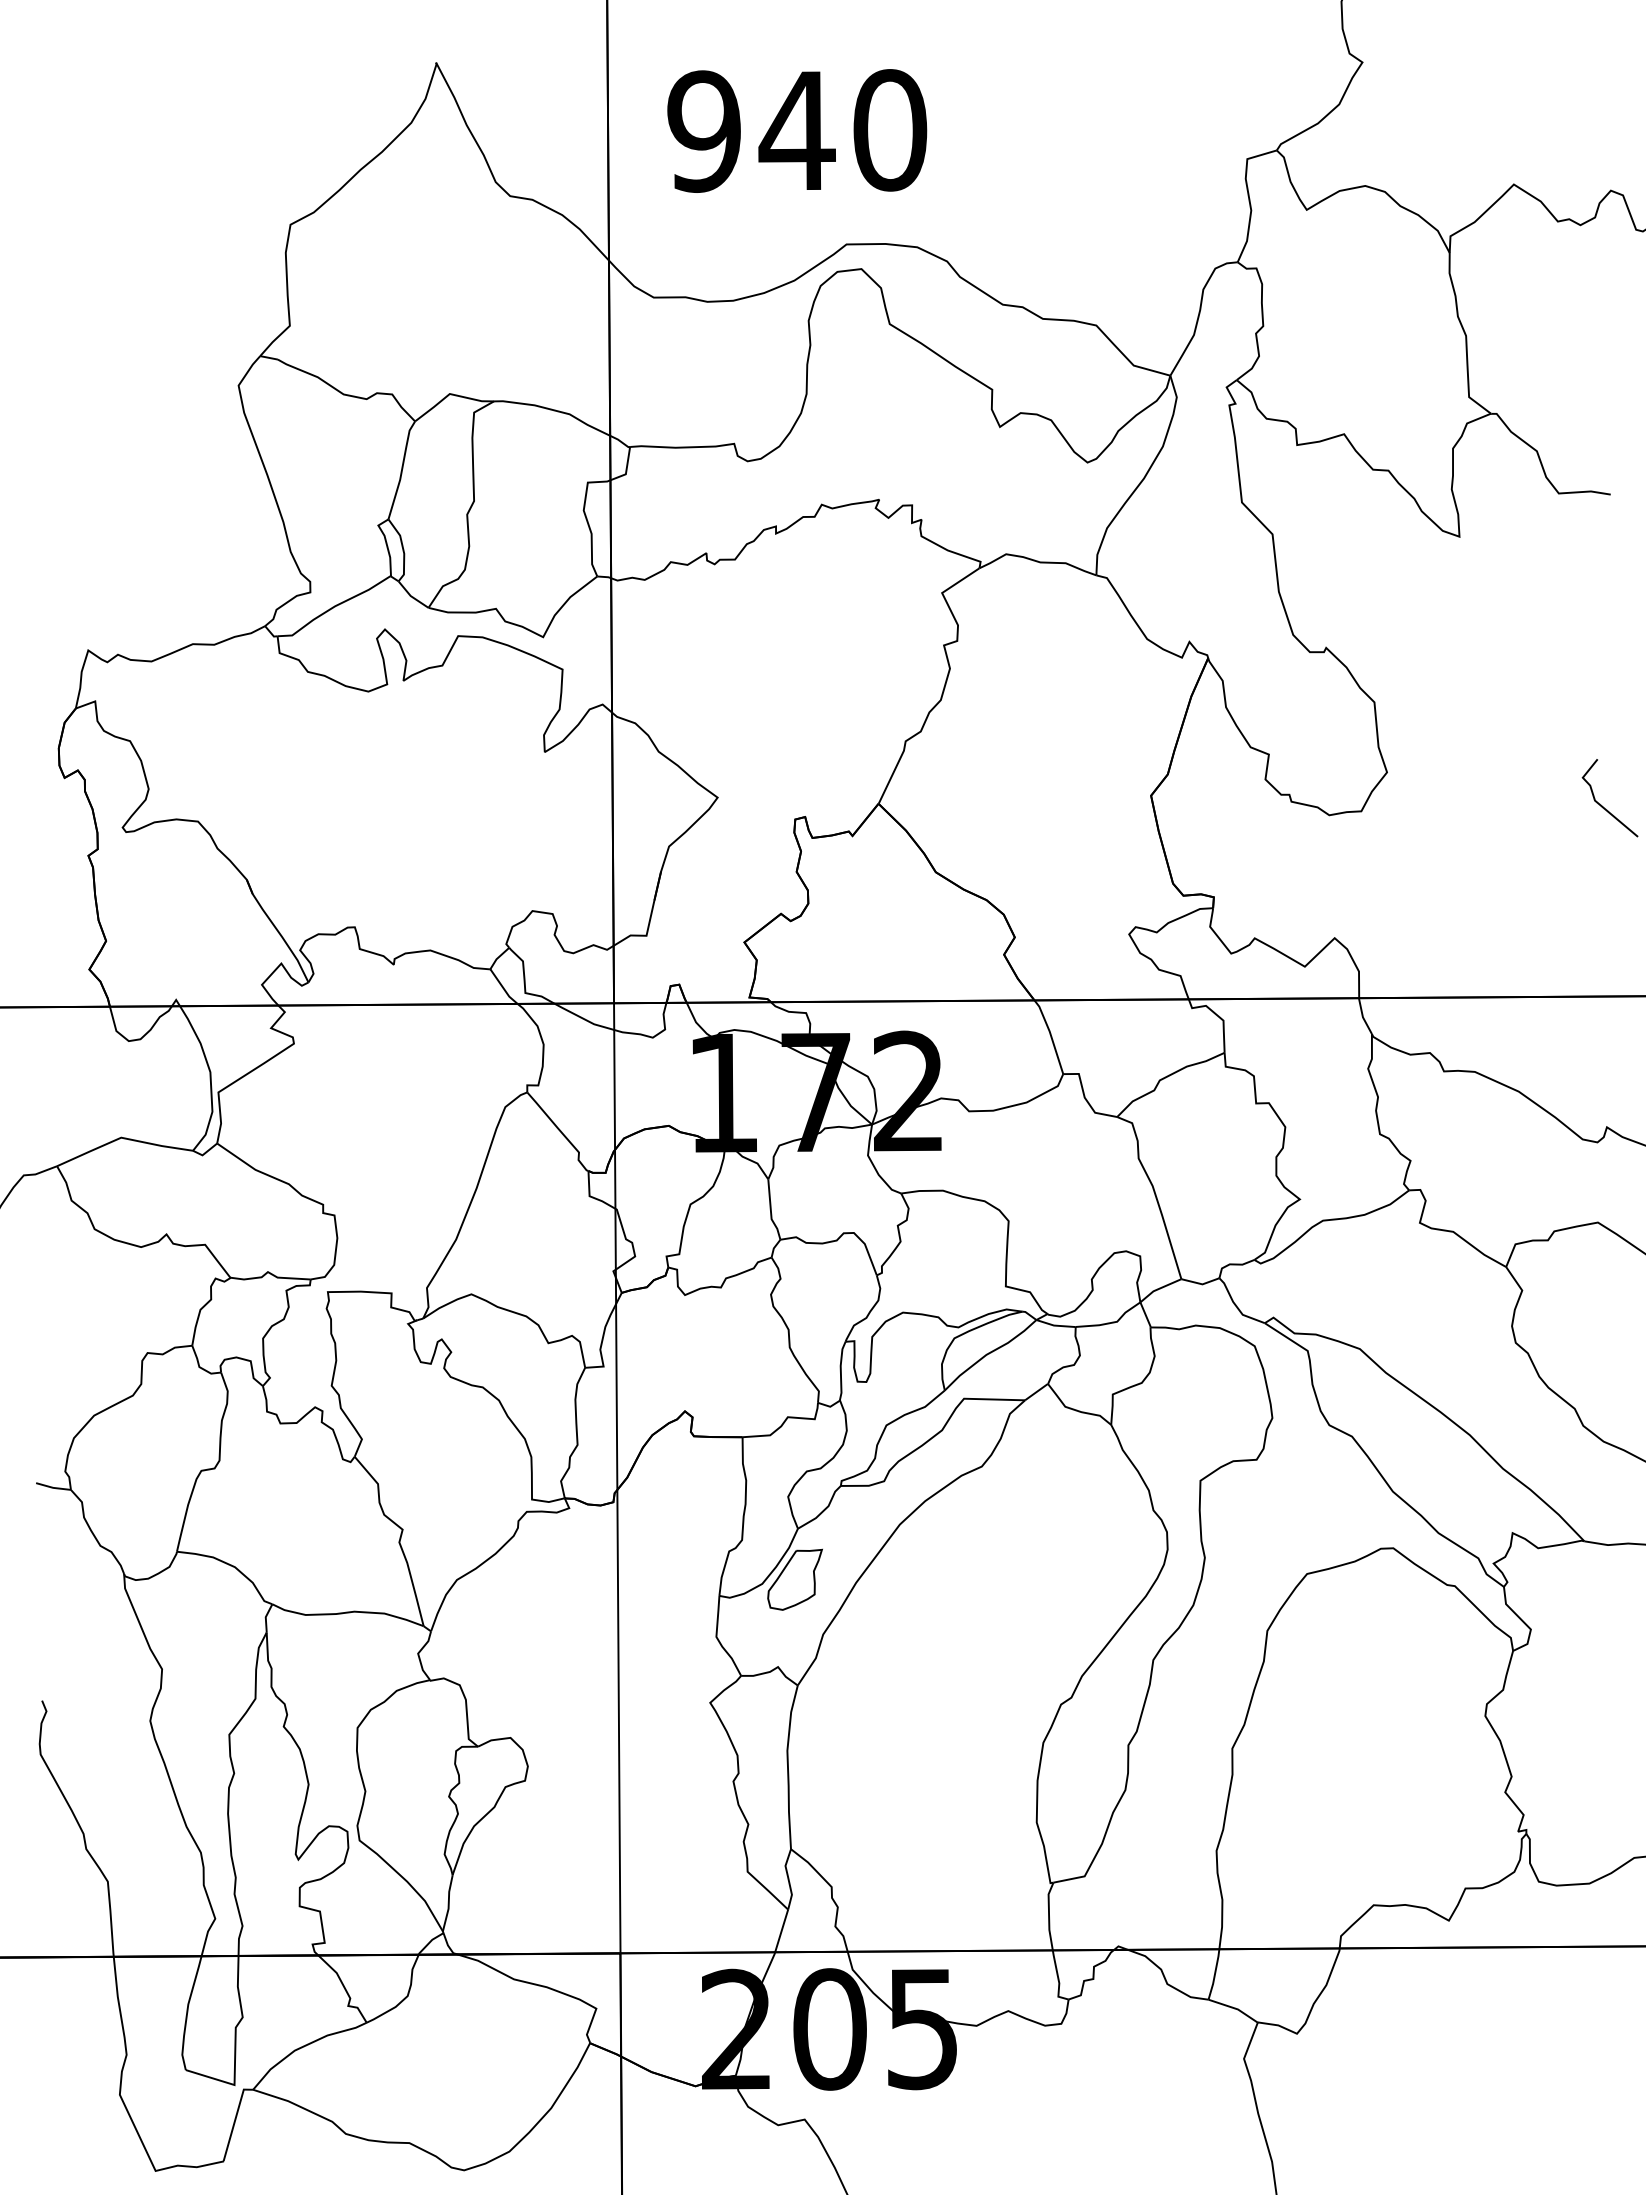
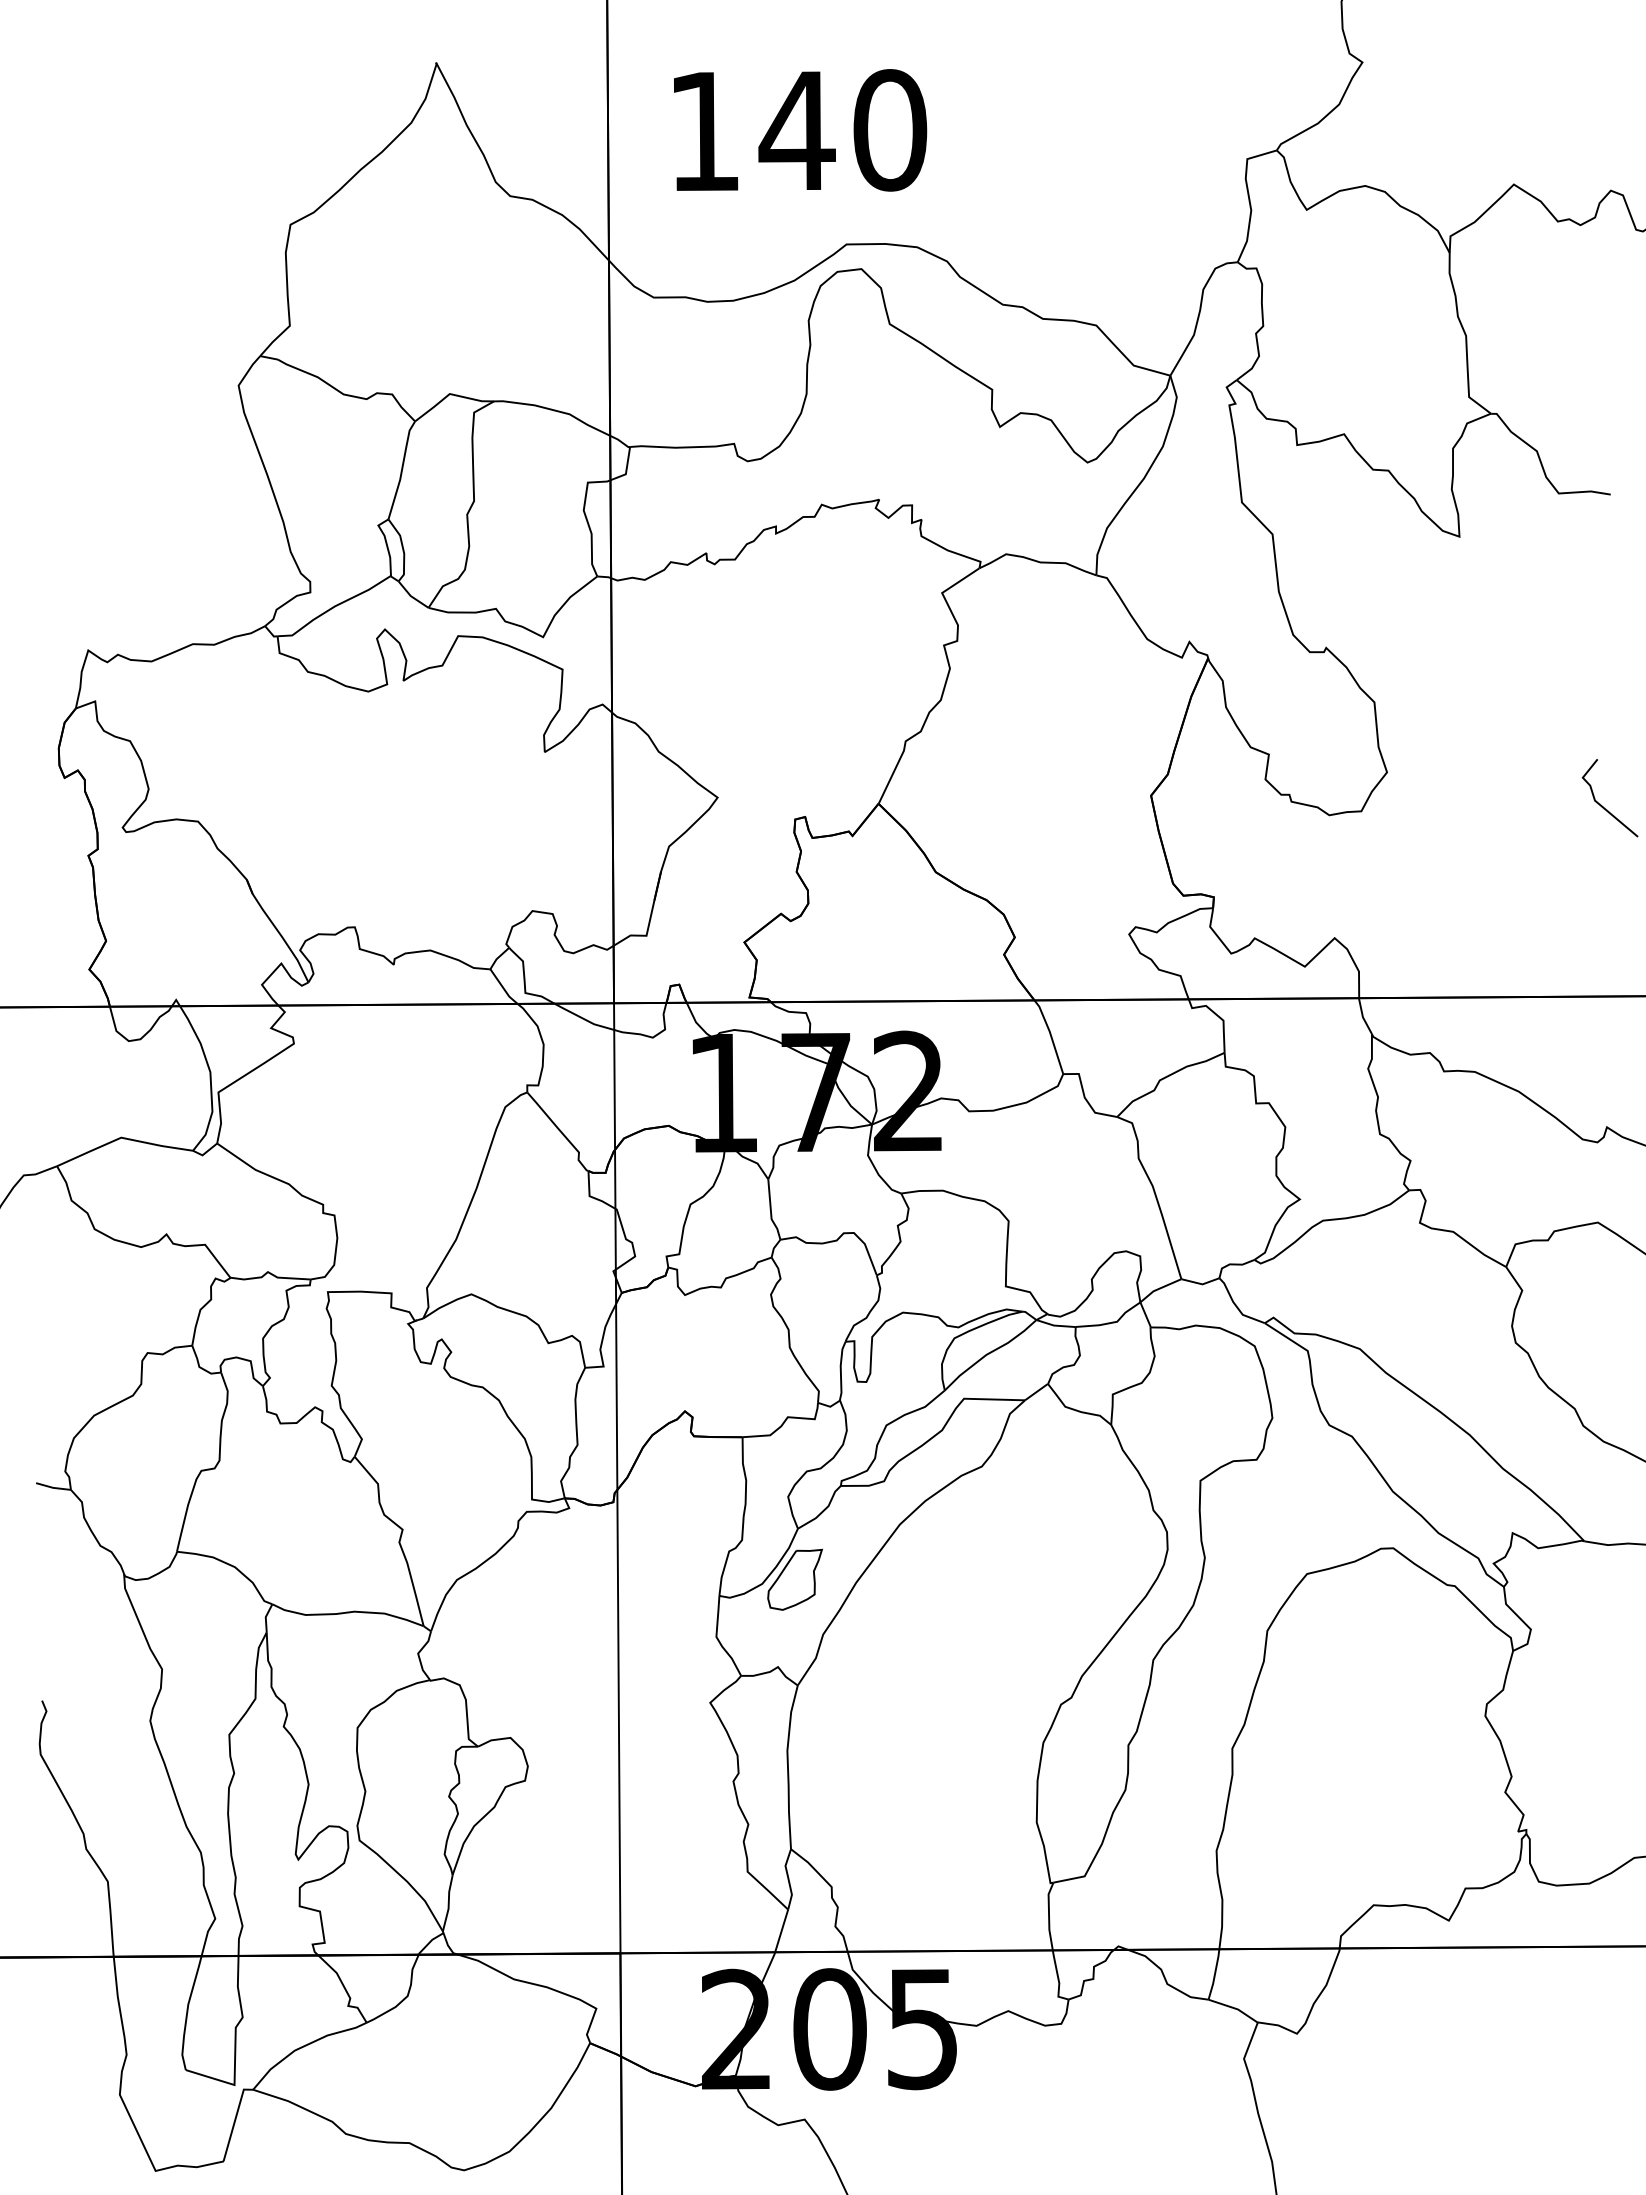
text: 940 -> 140 (703, 131)
